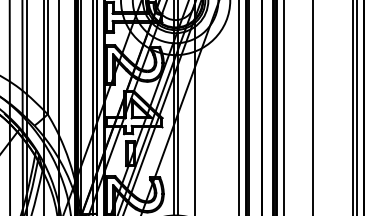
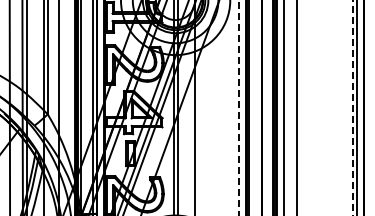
line position: (312, 107) -> (296, 107) (296, 107)
line: solid -> dashed (352, 107)
line: solid -> dashed (238, 108)
